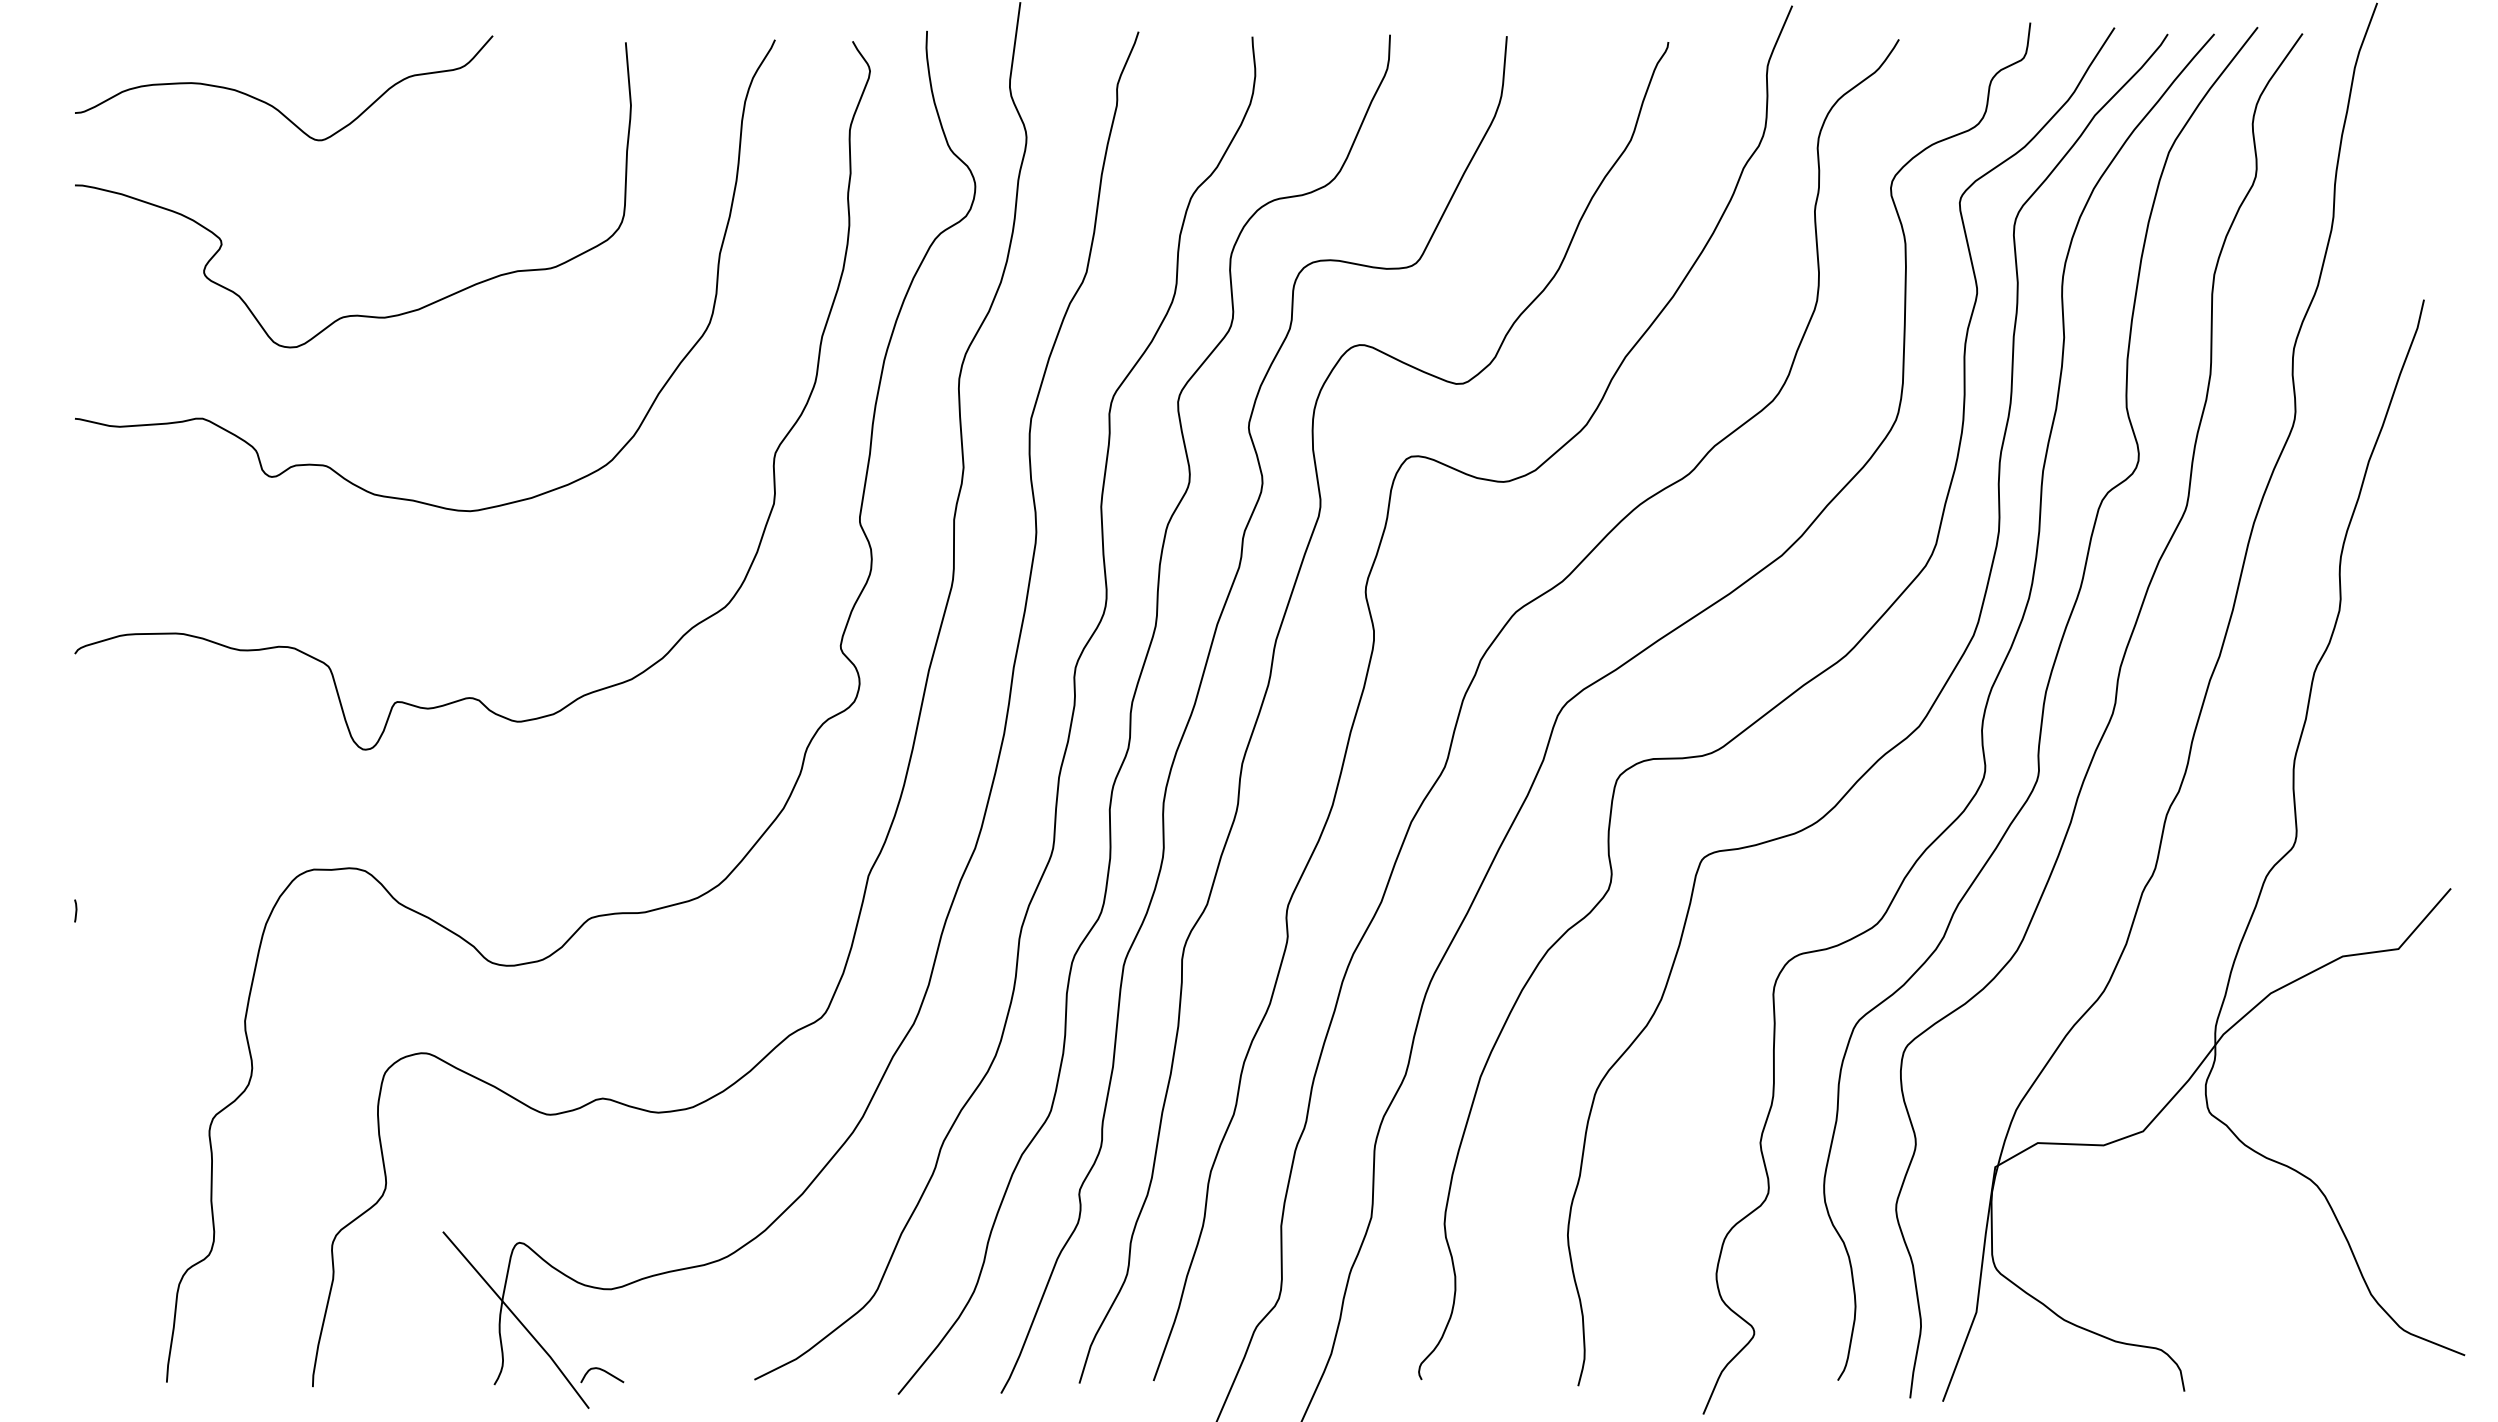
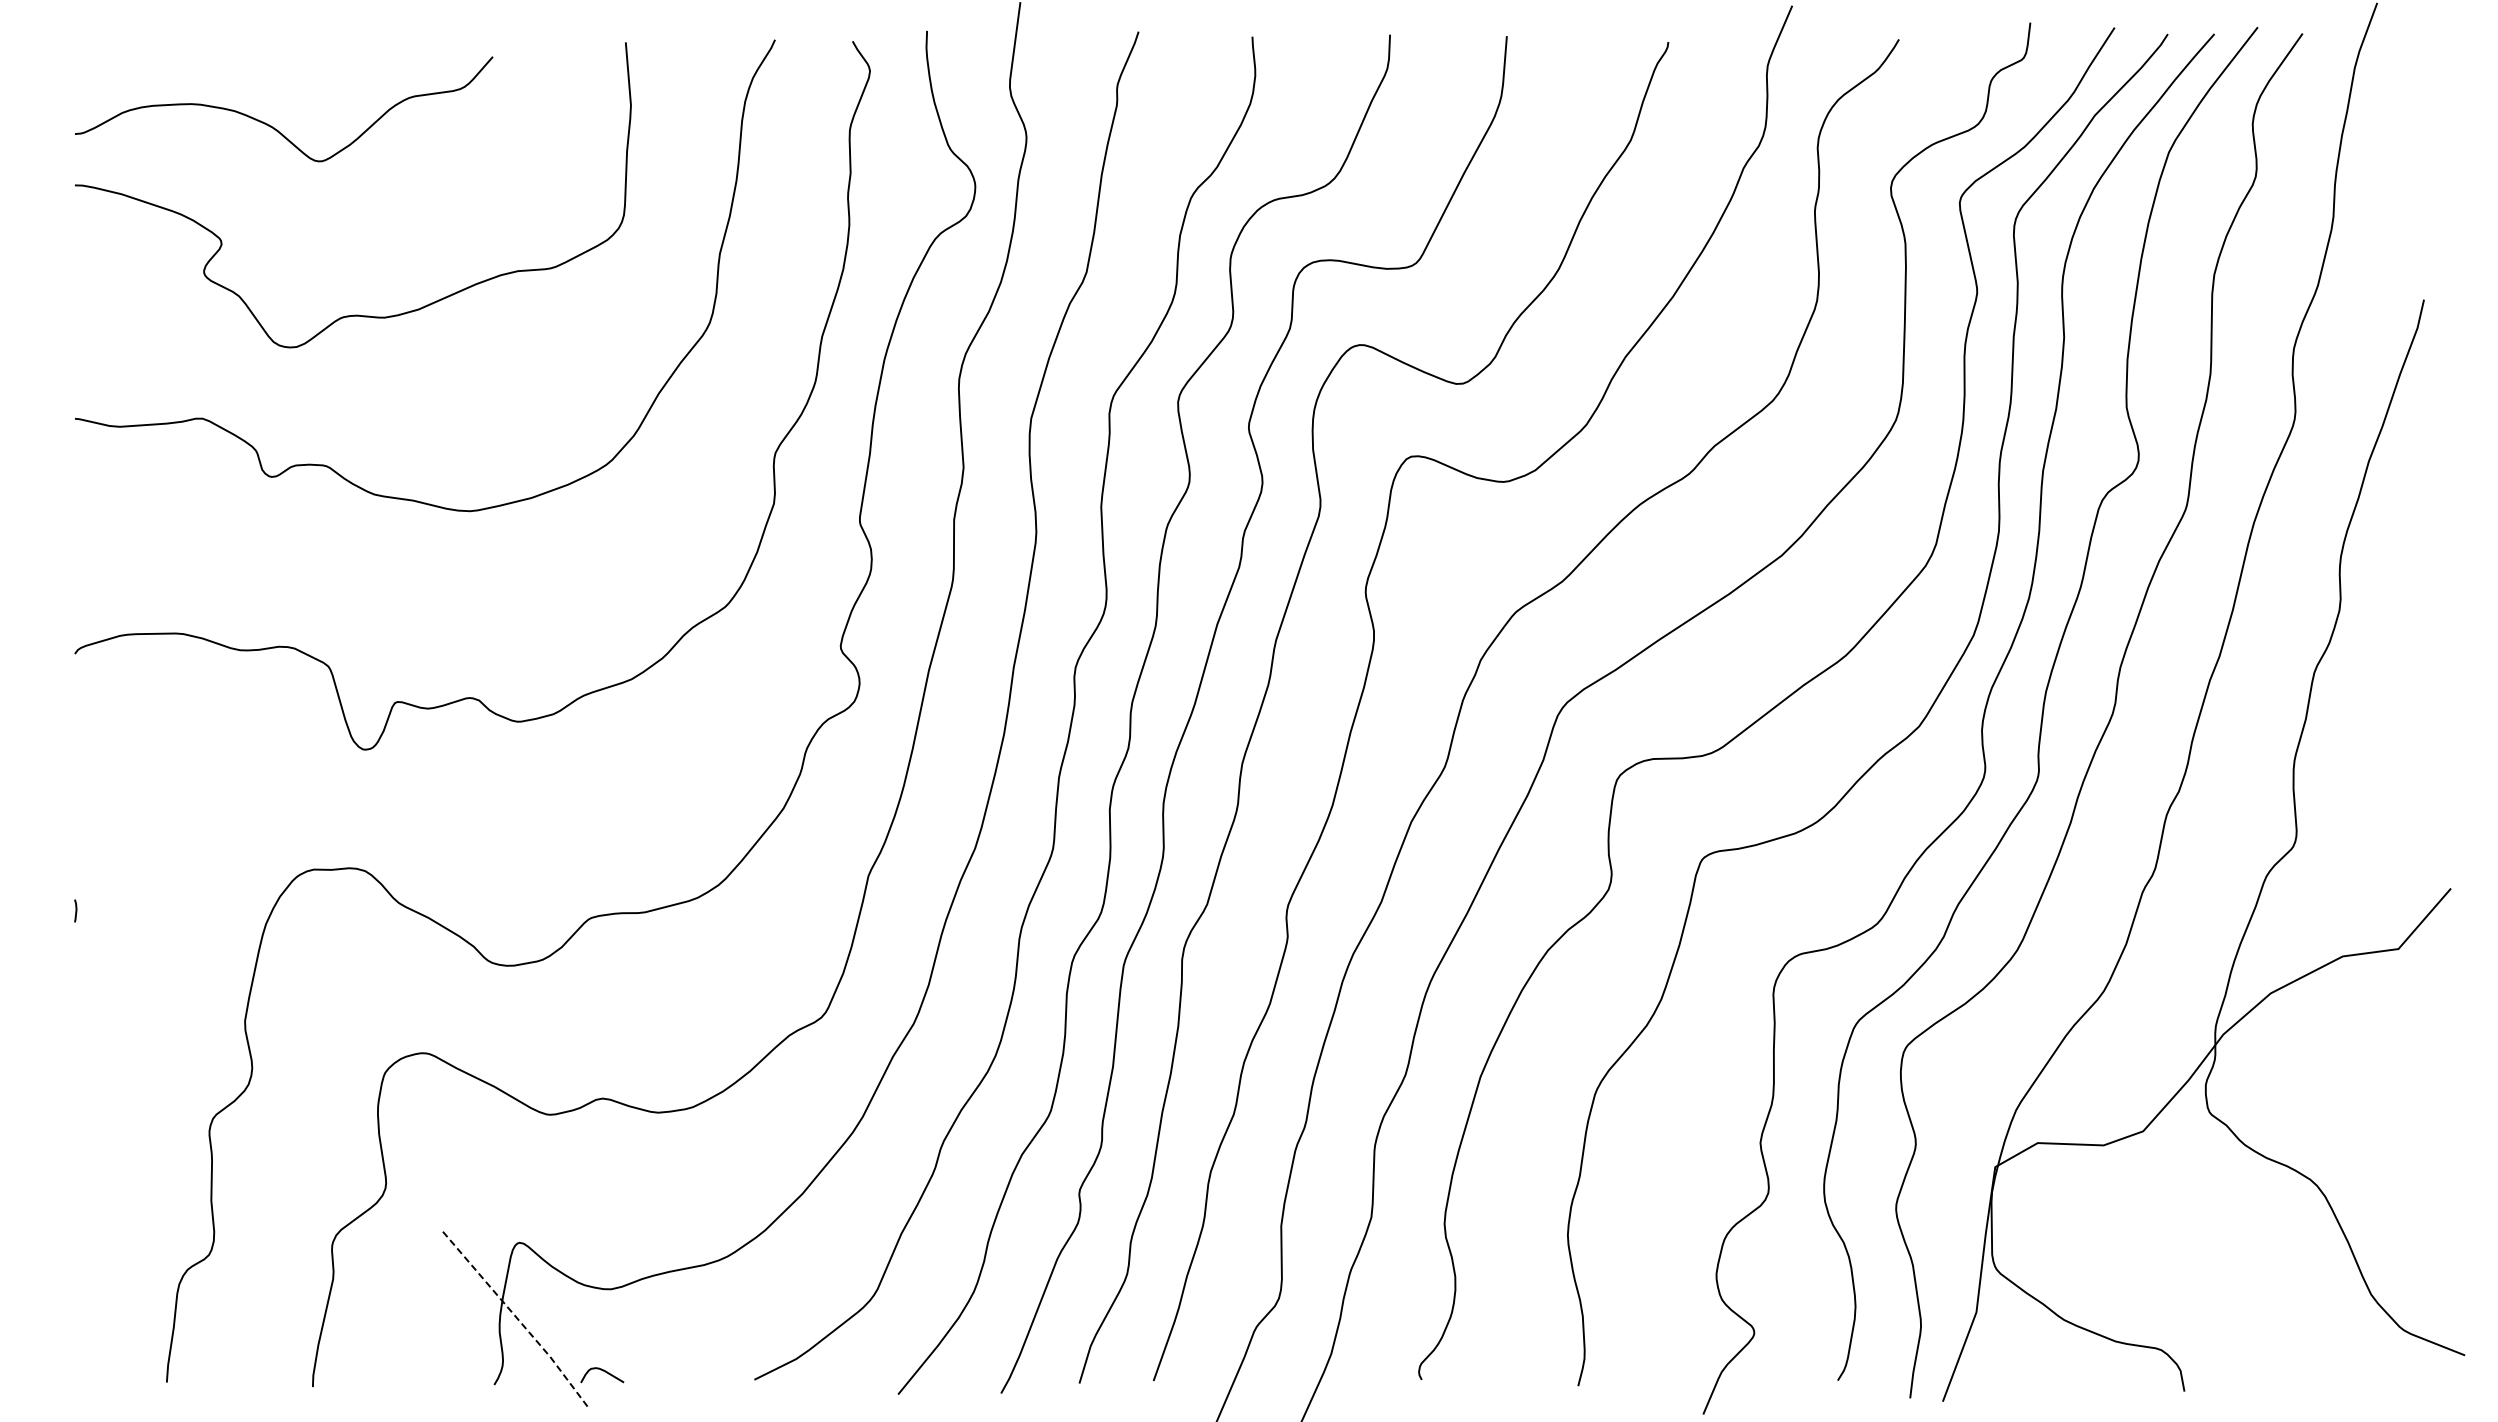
curve position: (274, 106) -> (274, 127) (274, 127)
line: solid -> dashed (518, 1319)
